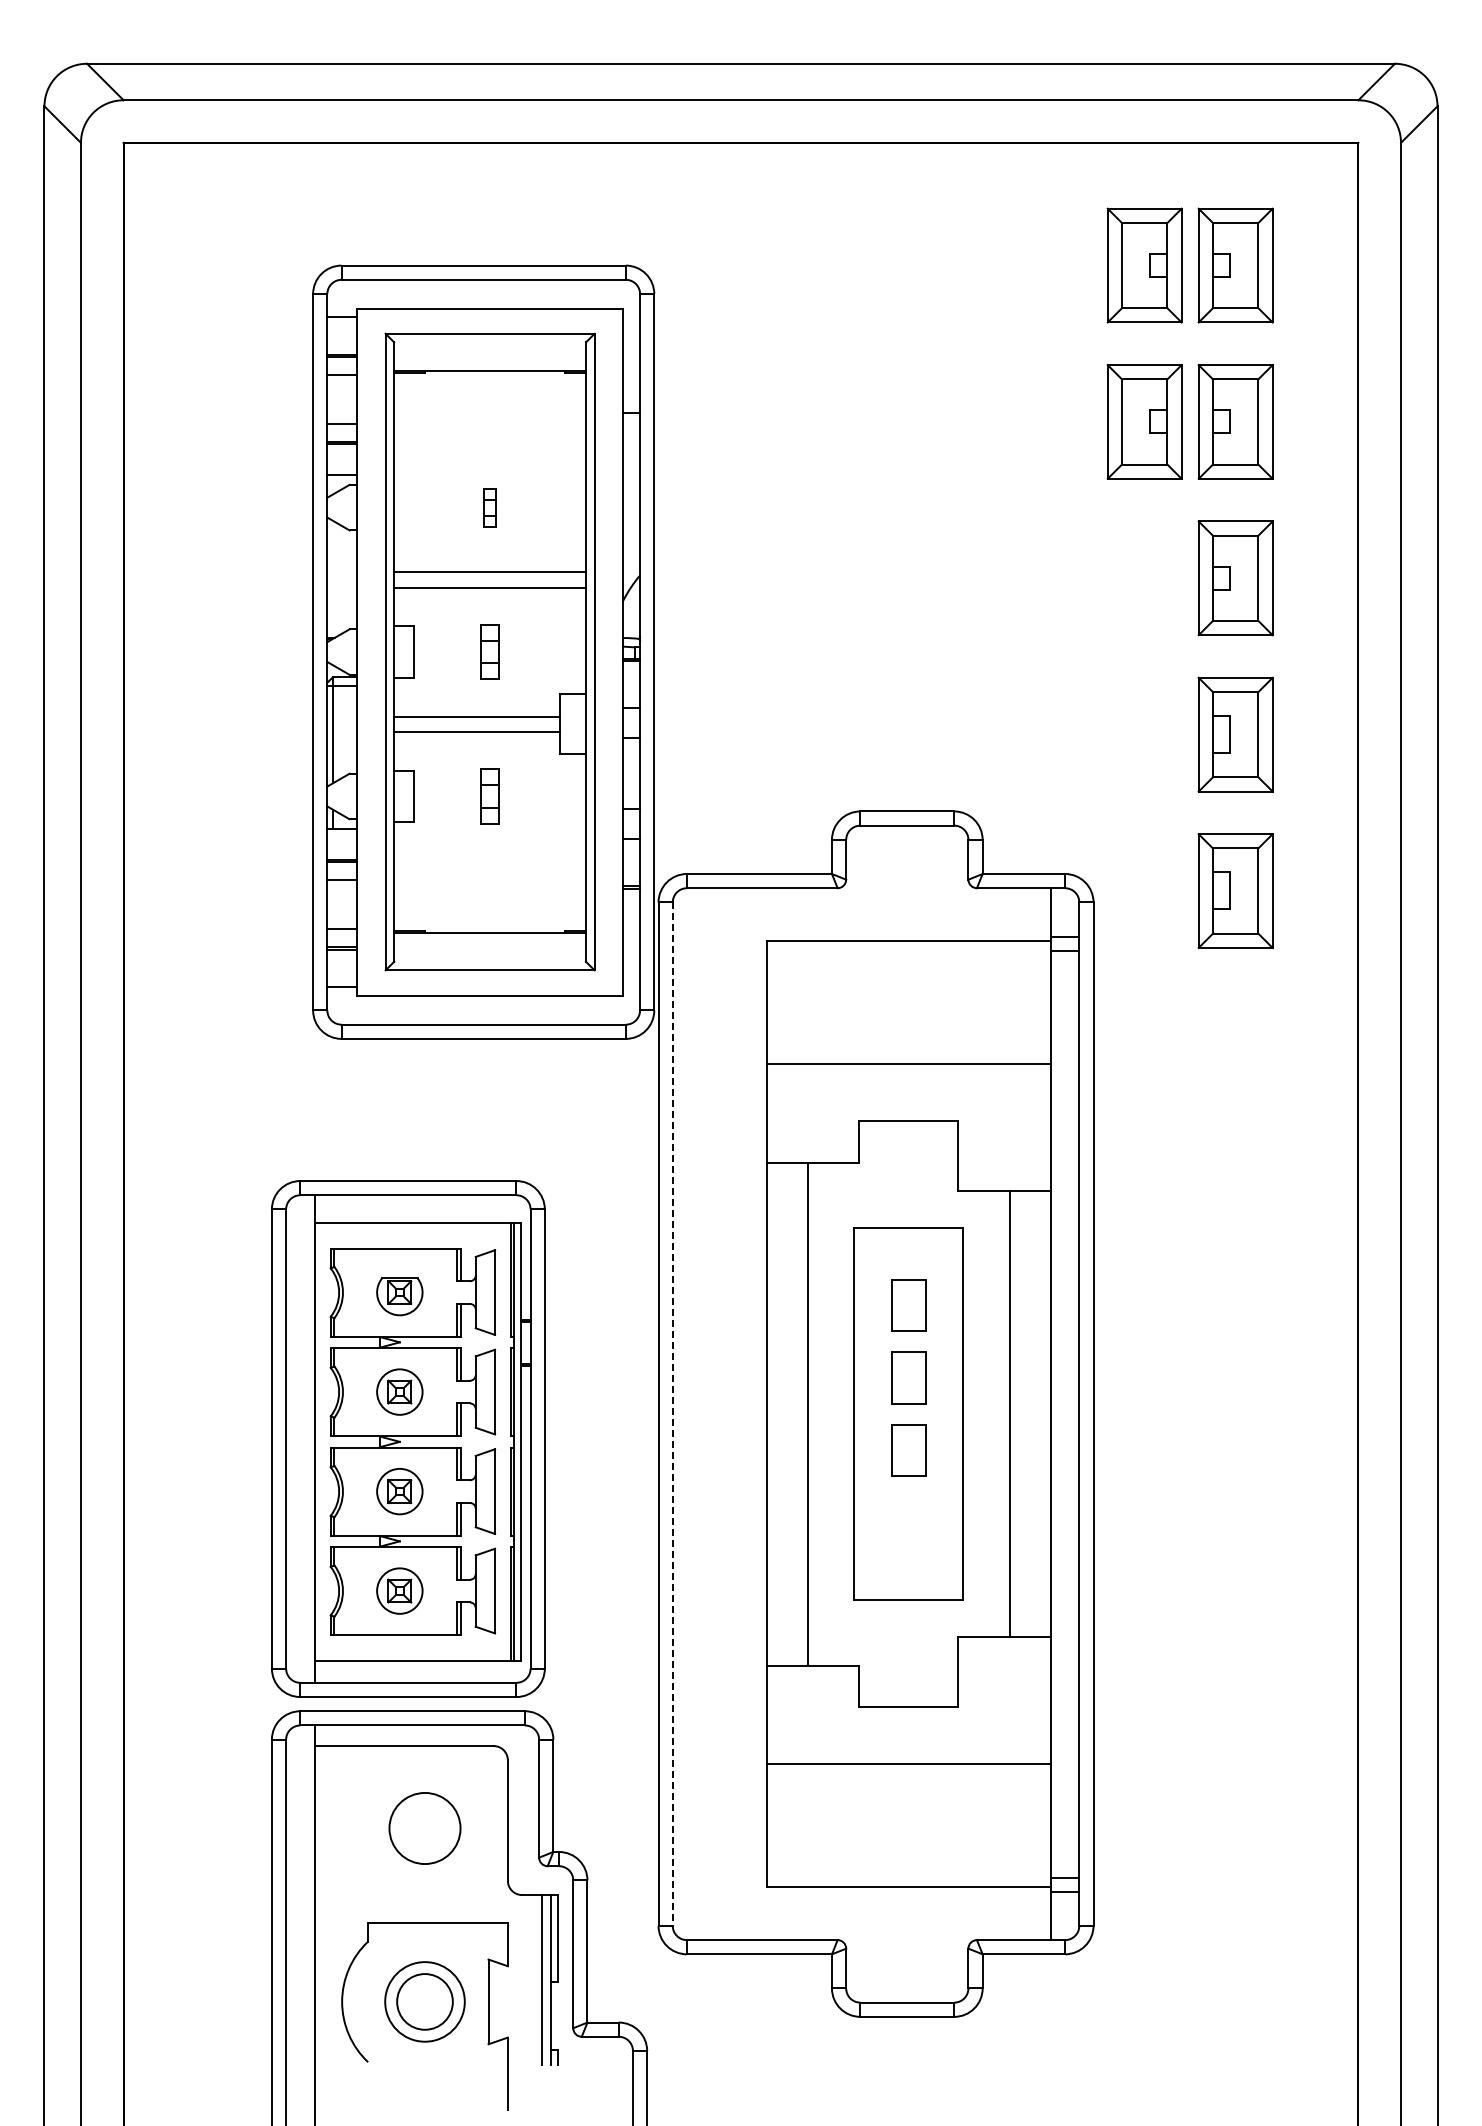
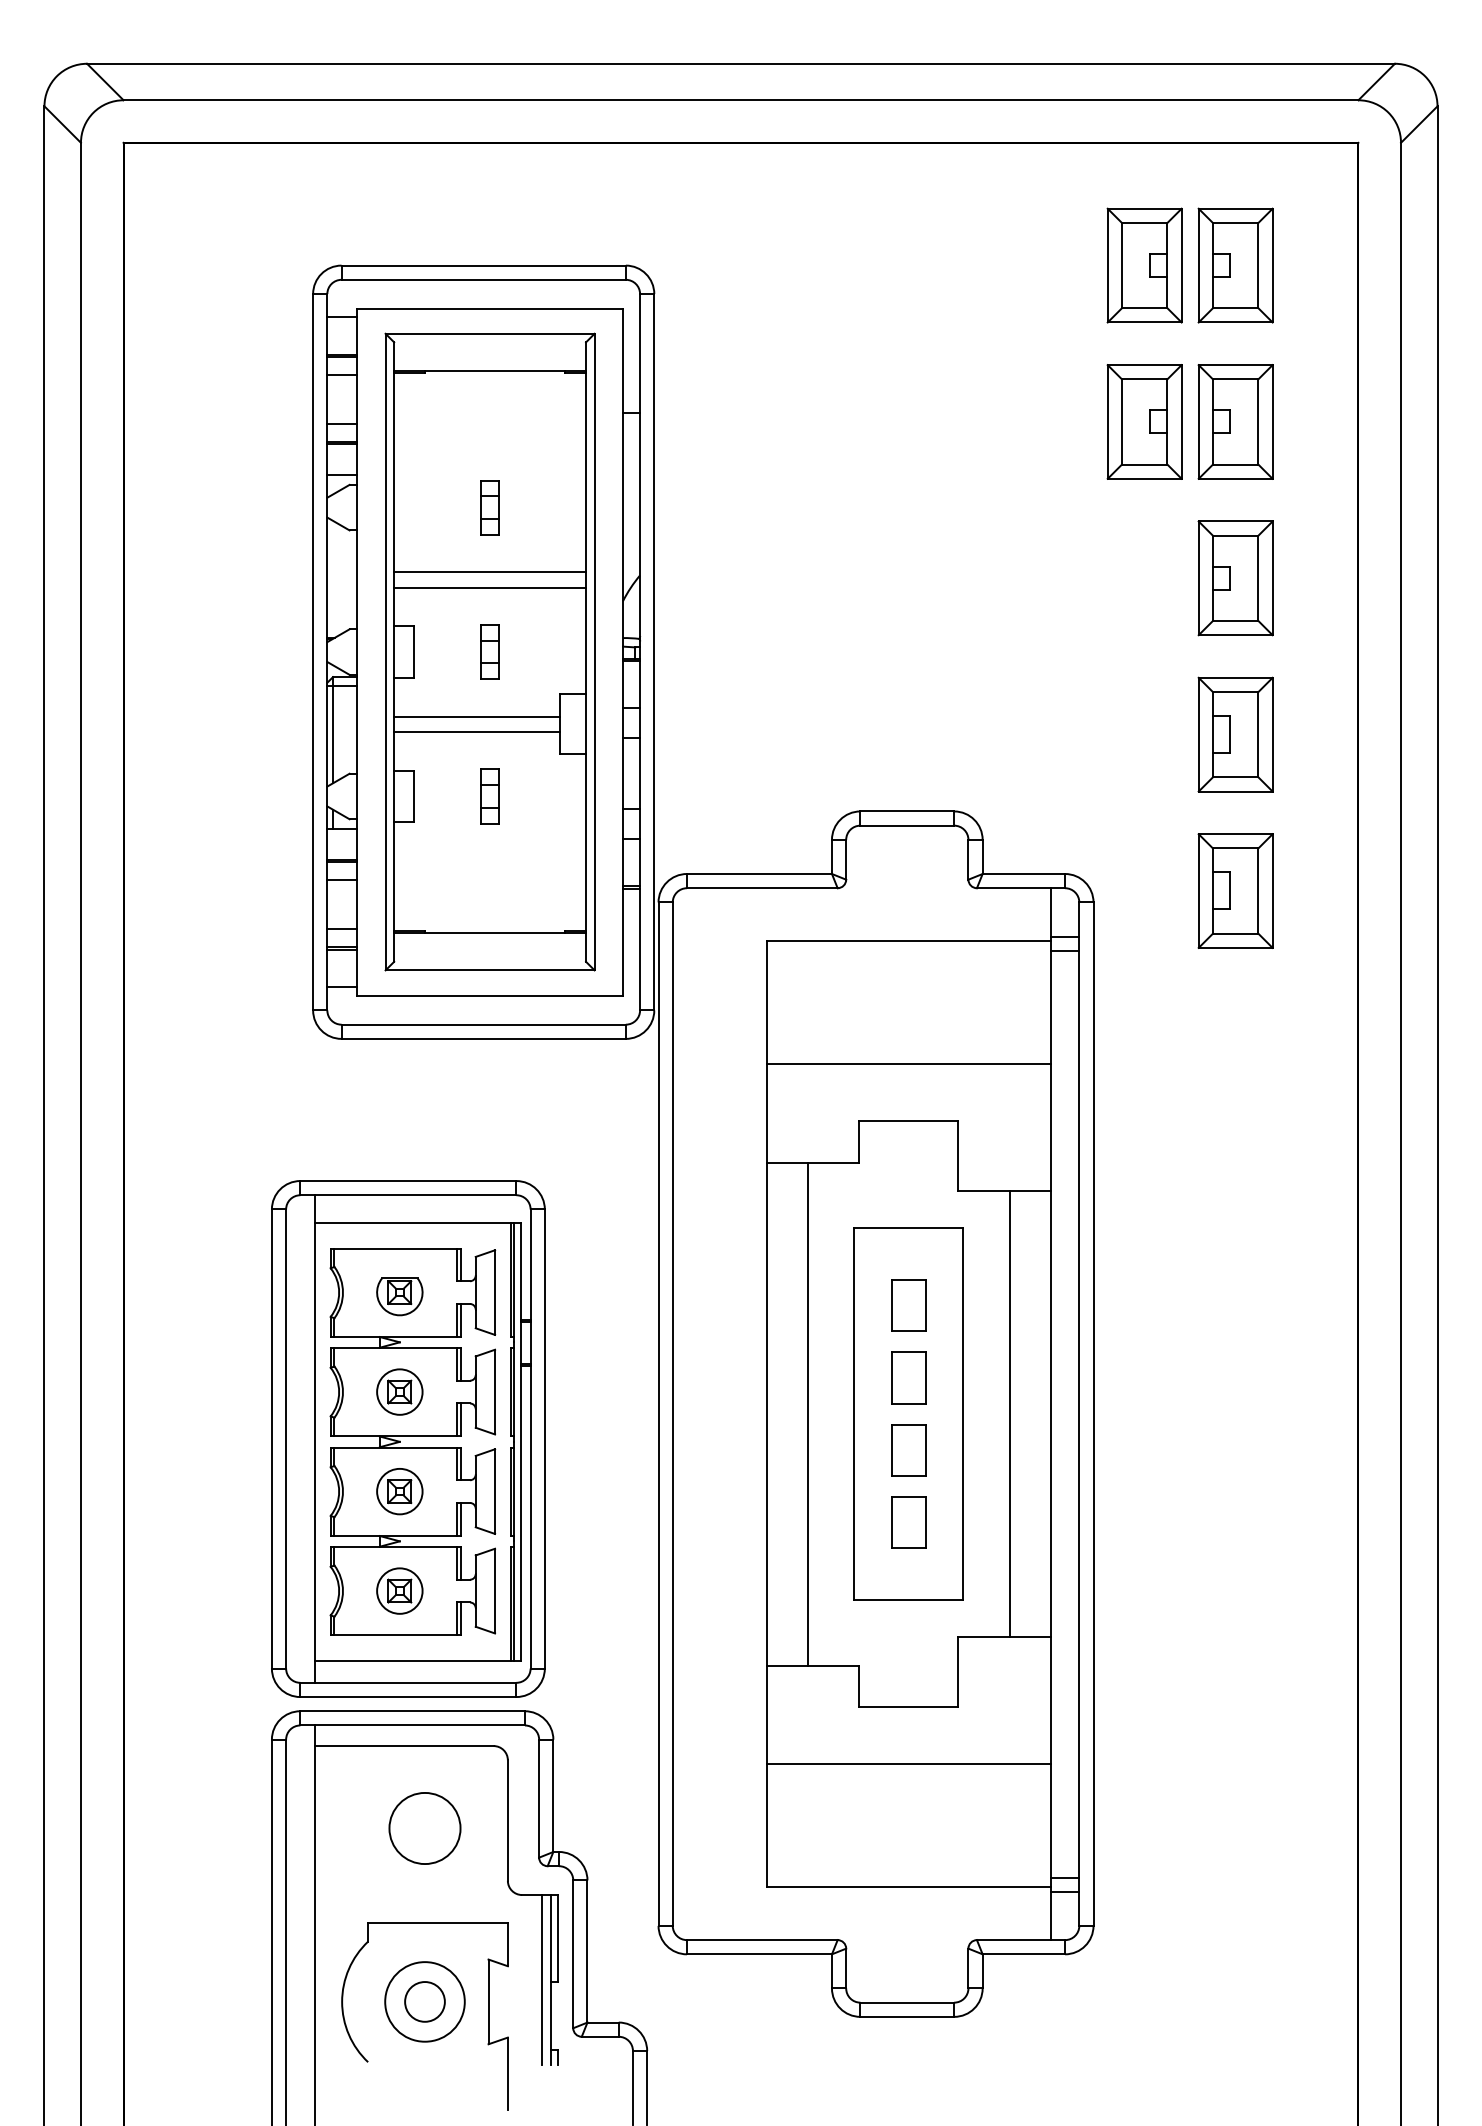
part size: 14x40 px -> 20x56 px (489, 507)
line: dashed -> solid (672, 1414)
part: none -> present (908, 1522)
circle diameter: 56 px -> 40 px (424, 2001)
